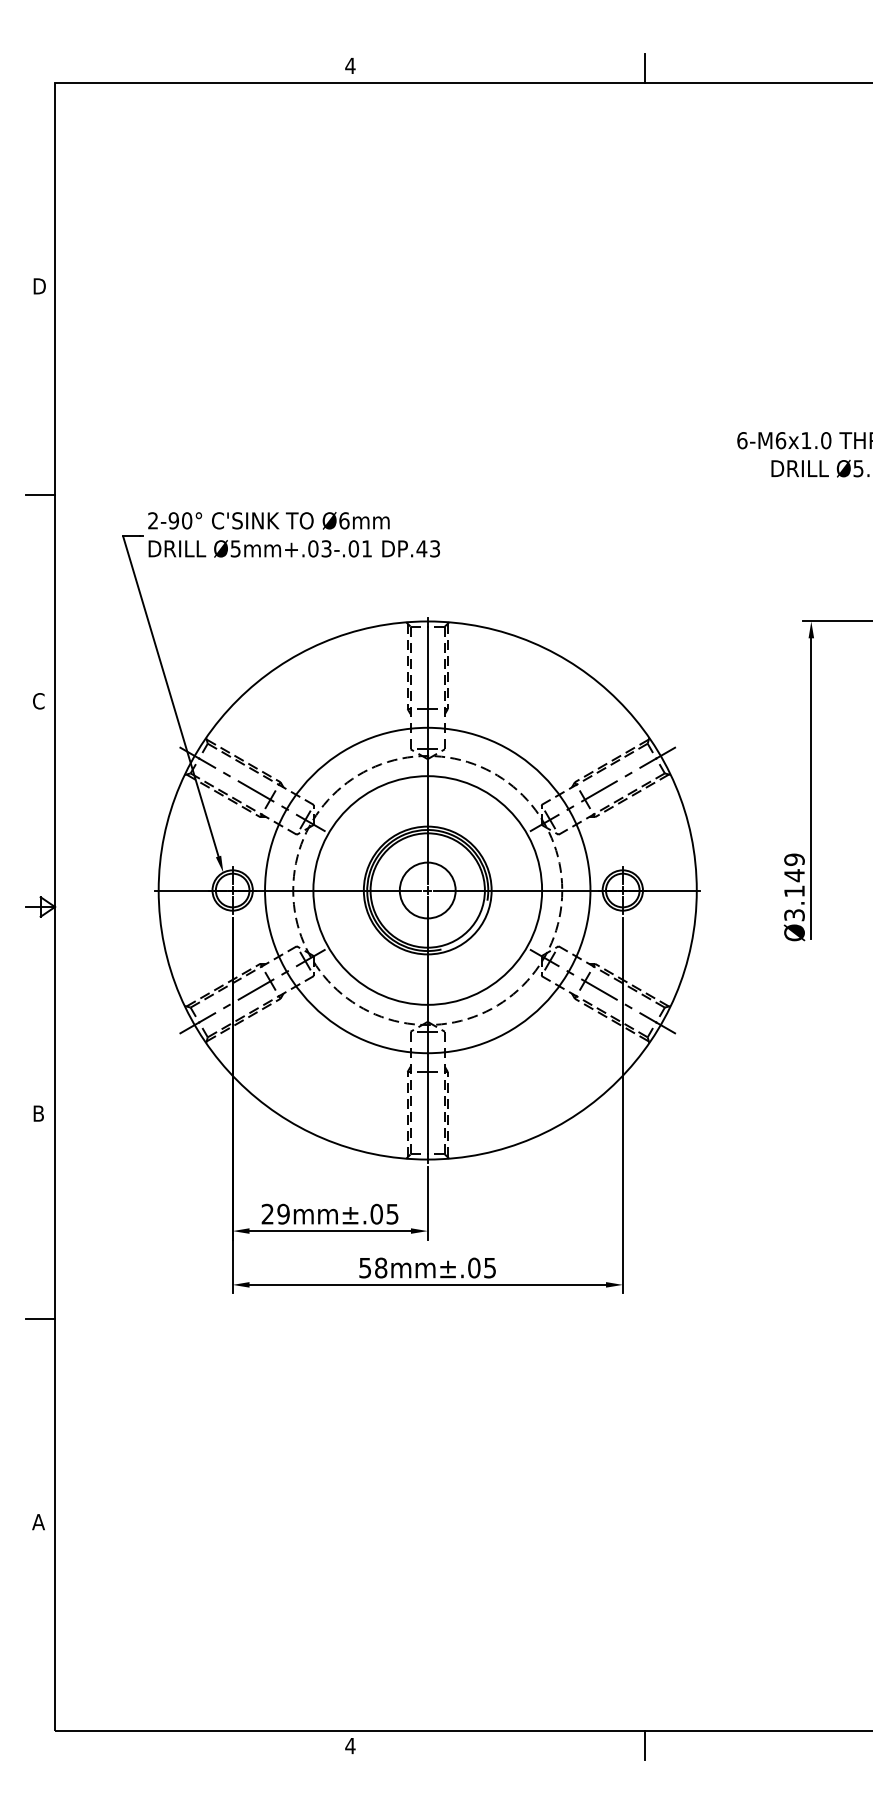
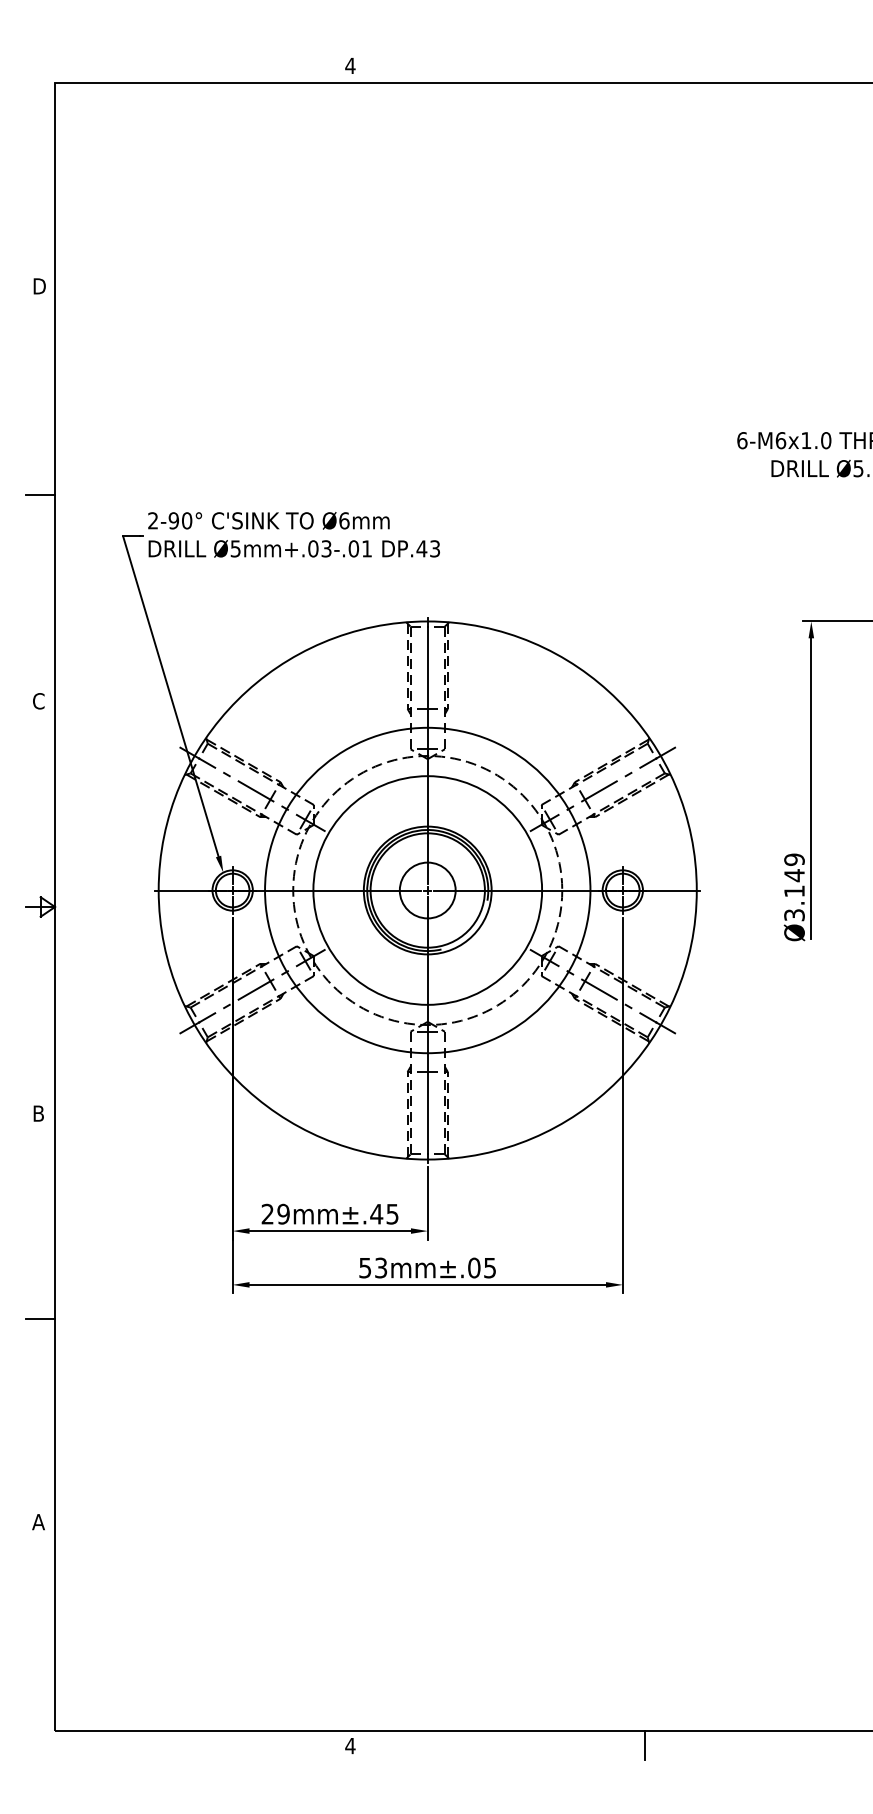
line: present -> none (645, 68)
text: 29mm±.05 -> 29mm±.45 (376, 1213)
text: 58mm±.05 -> 53mm±.05 (381, 1267)
